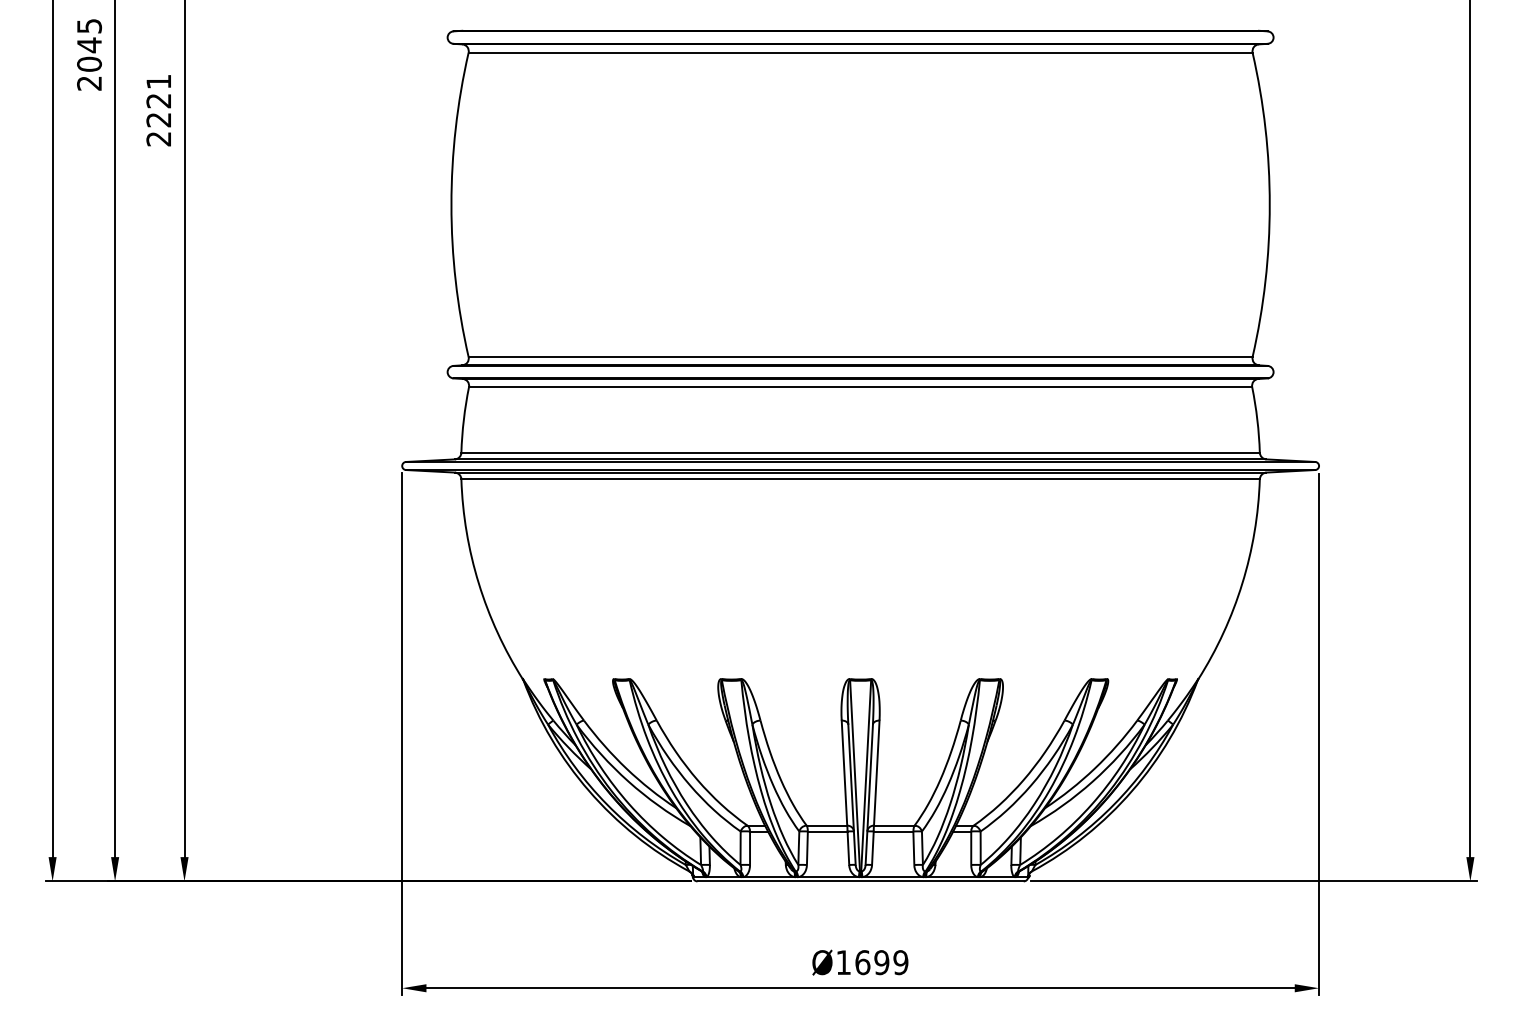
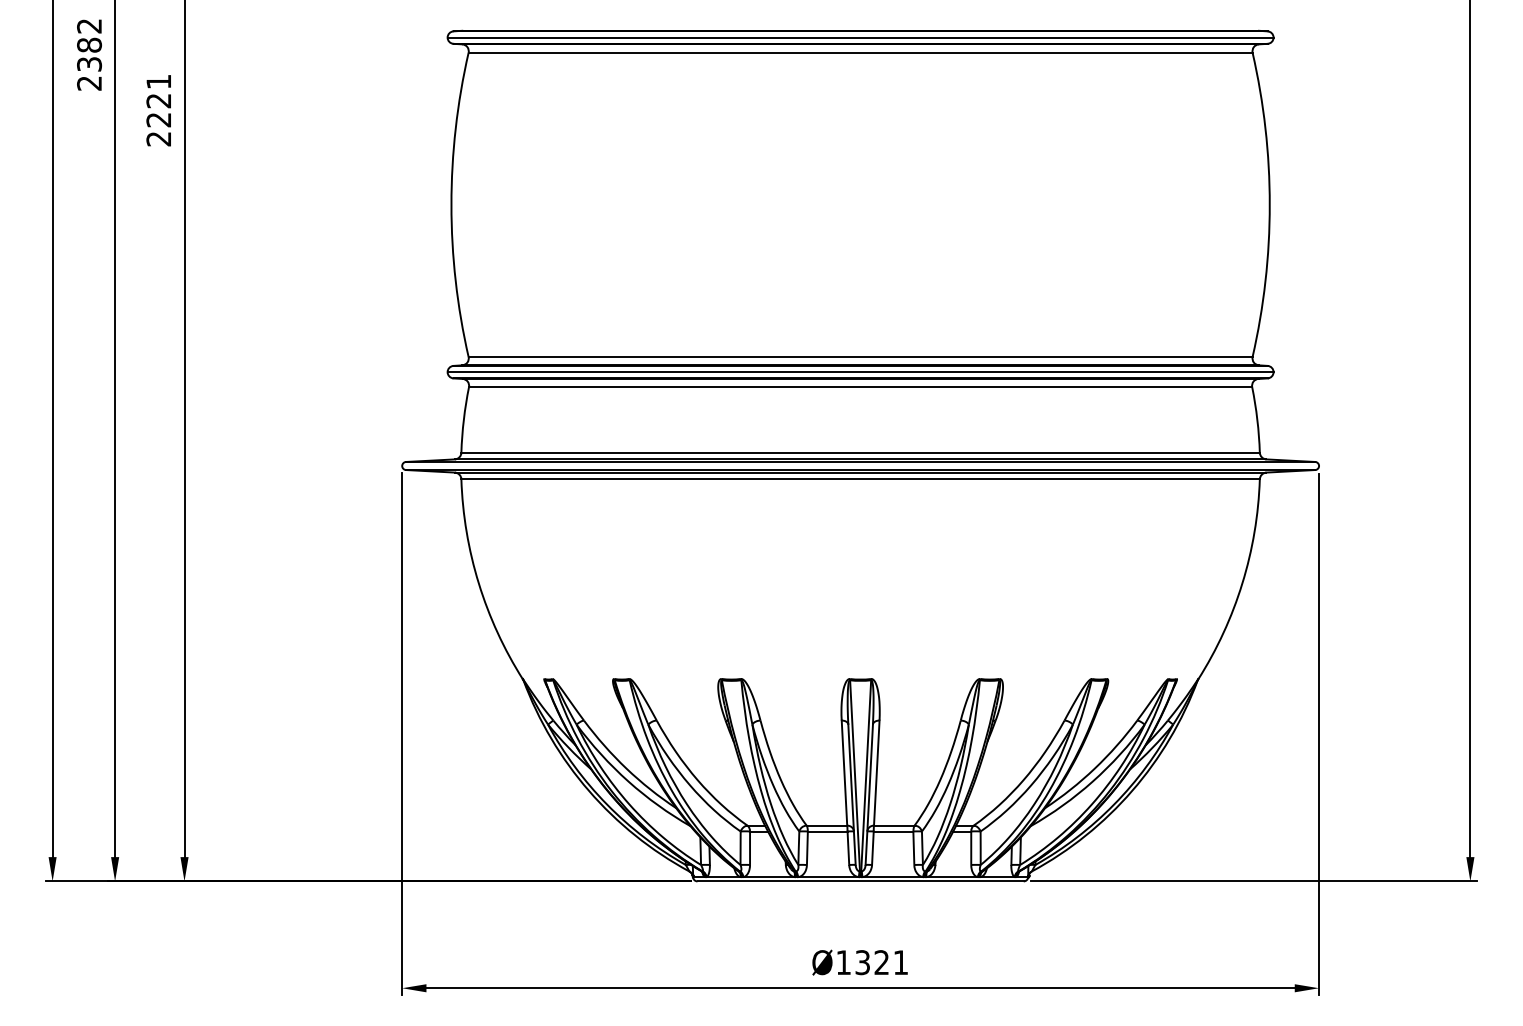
line: none -> present (860, 37)
text: 2045 -> 2382 (89, 45)
line: none -> present (860, 372)
text: Ø1699 -> Ø1321 (881, 962)
